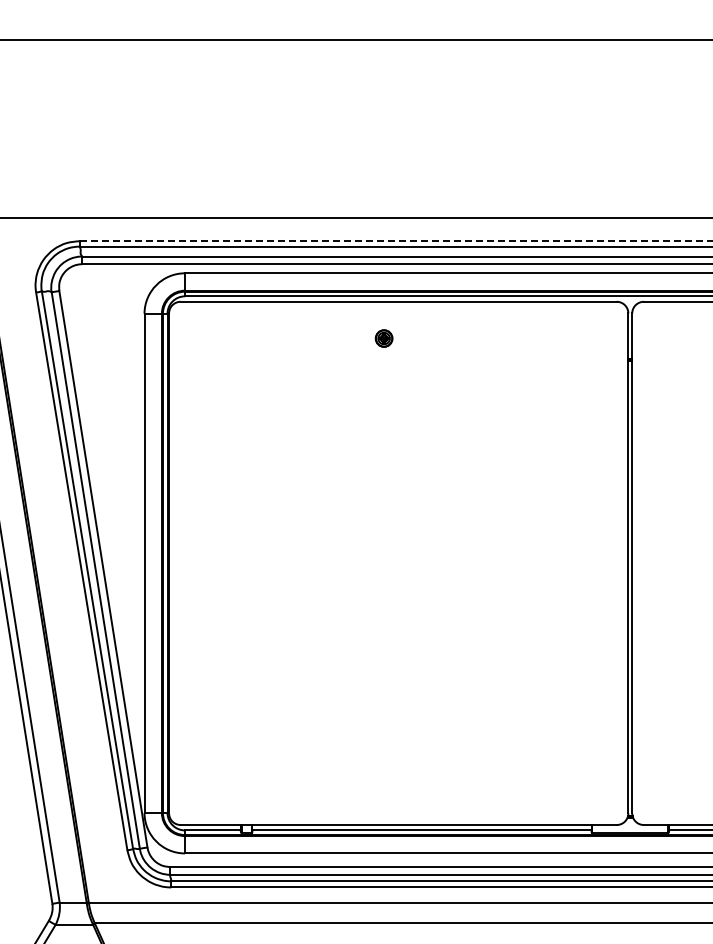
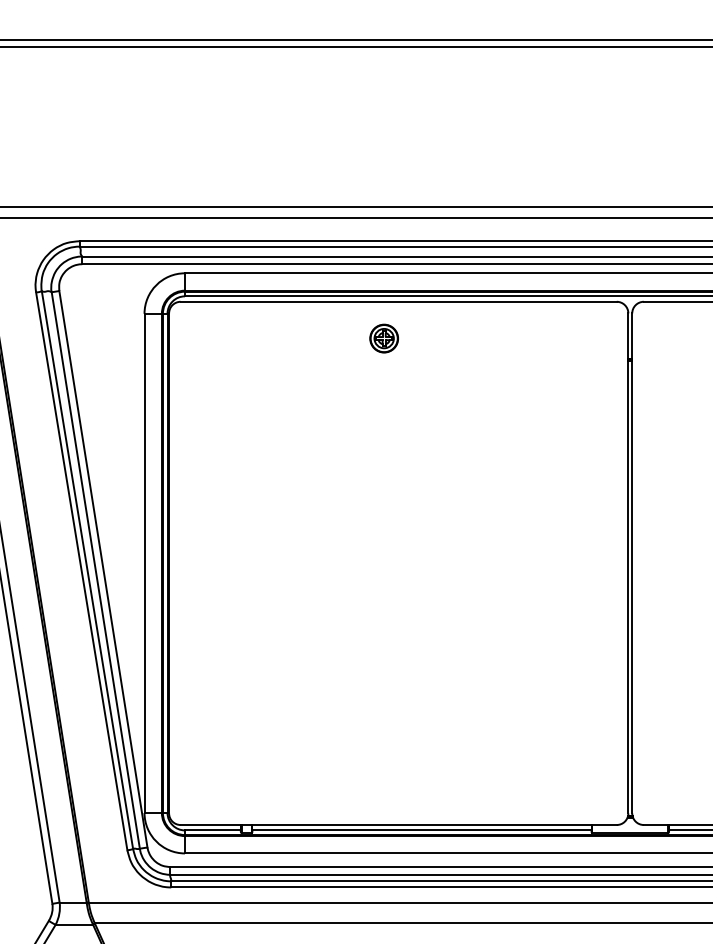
line: none -> present (355, 47)
line: none -> present (355, 206)
line: dashed -> solid (396, 241)
part size: 20x19 px -> 30x31 px (383, 338)
